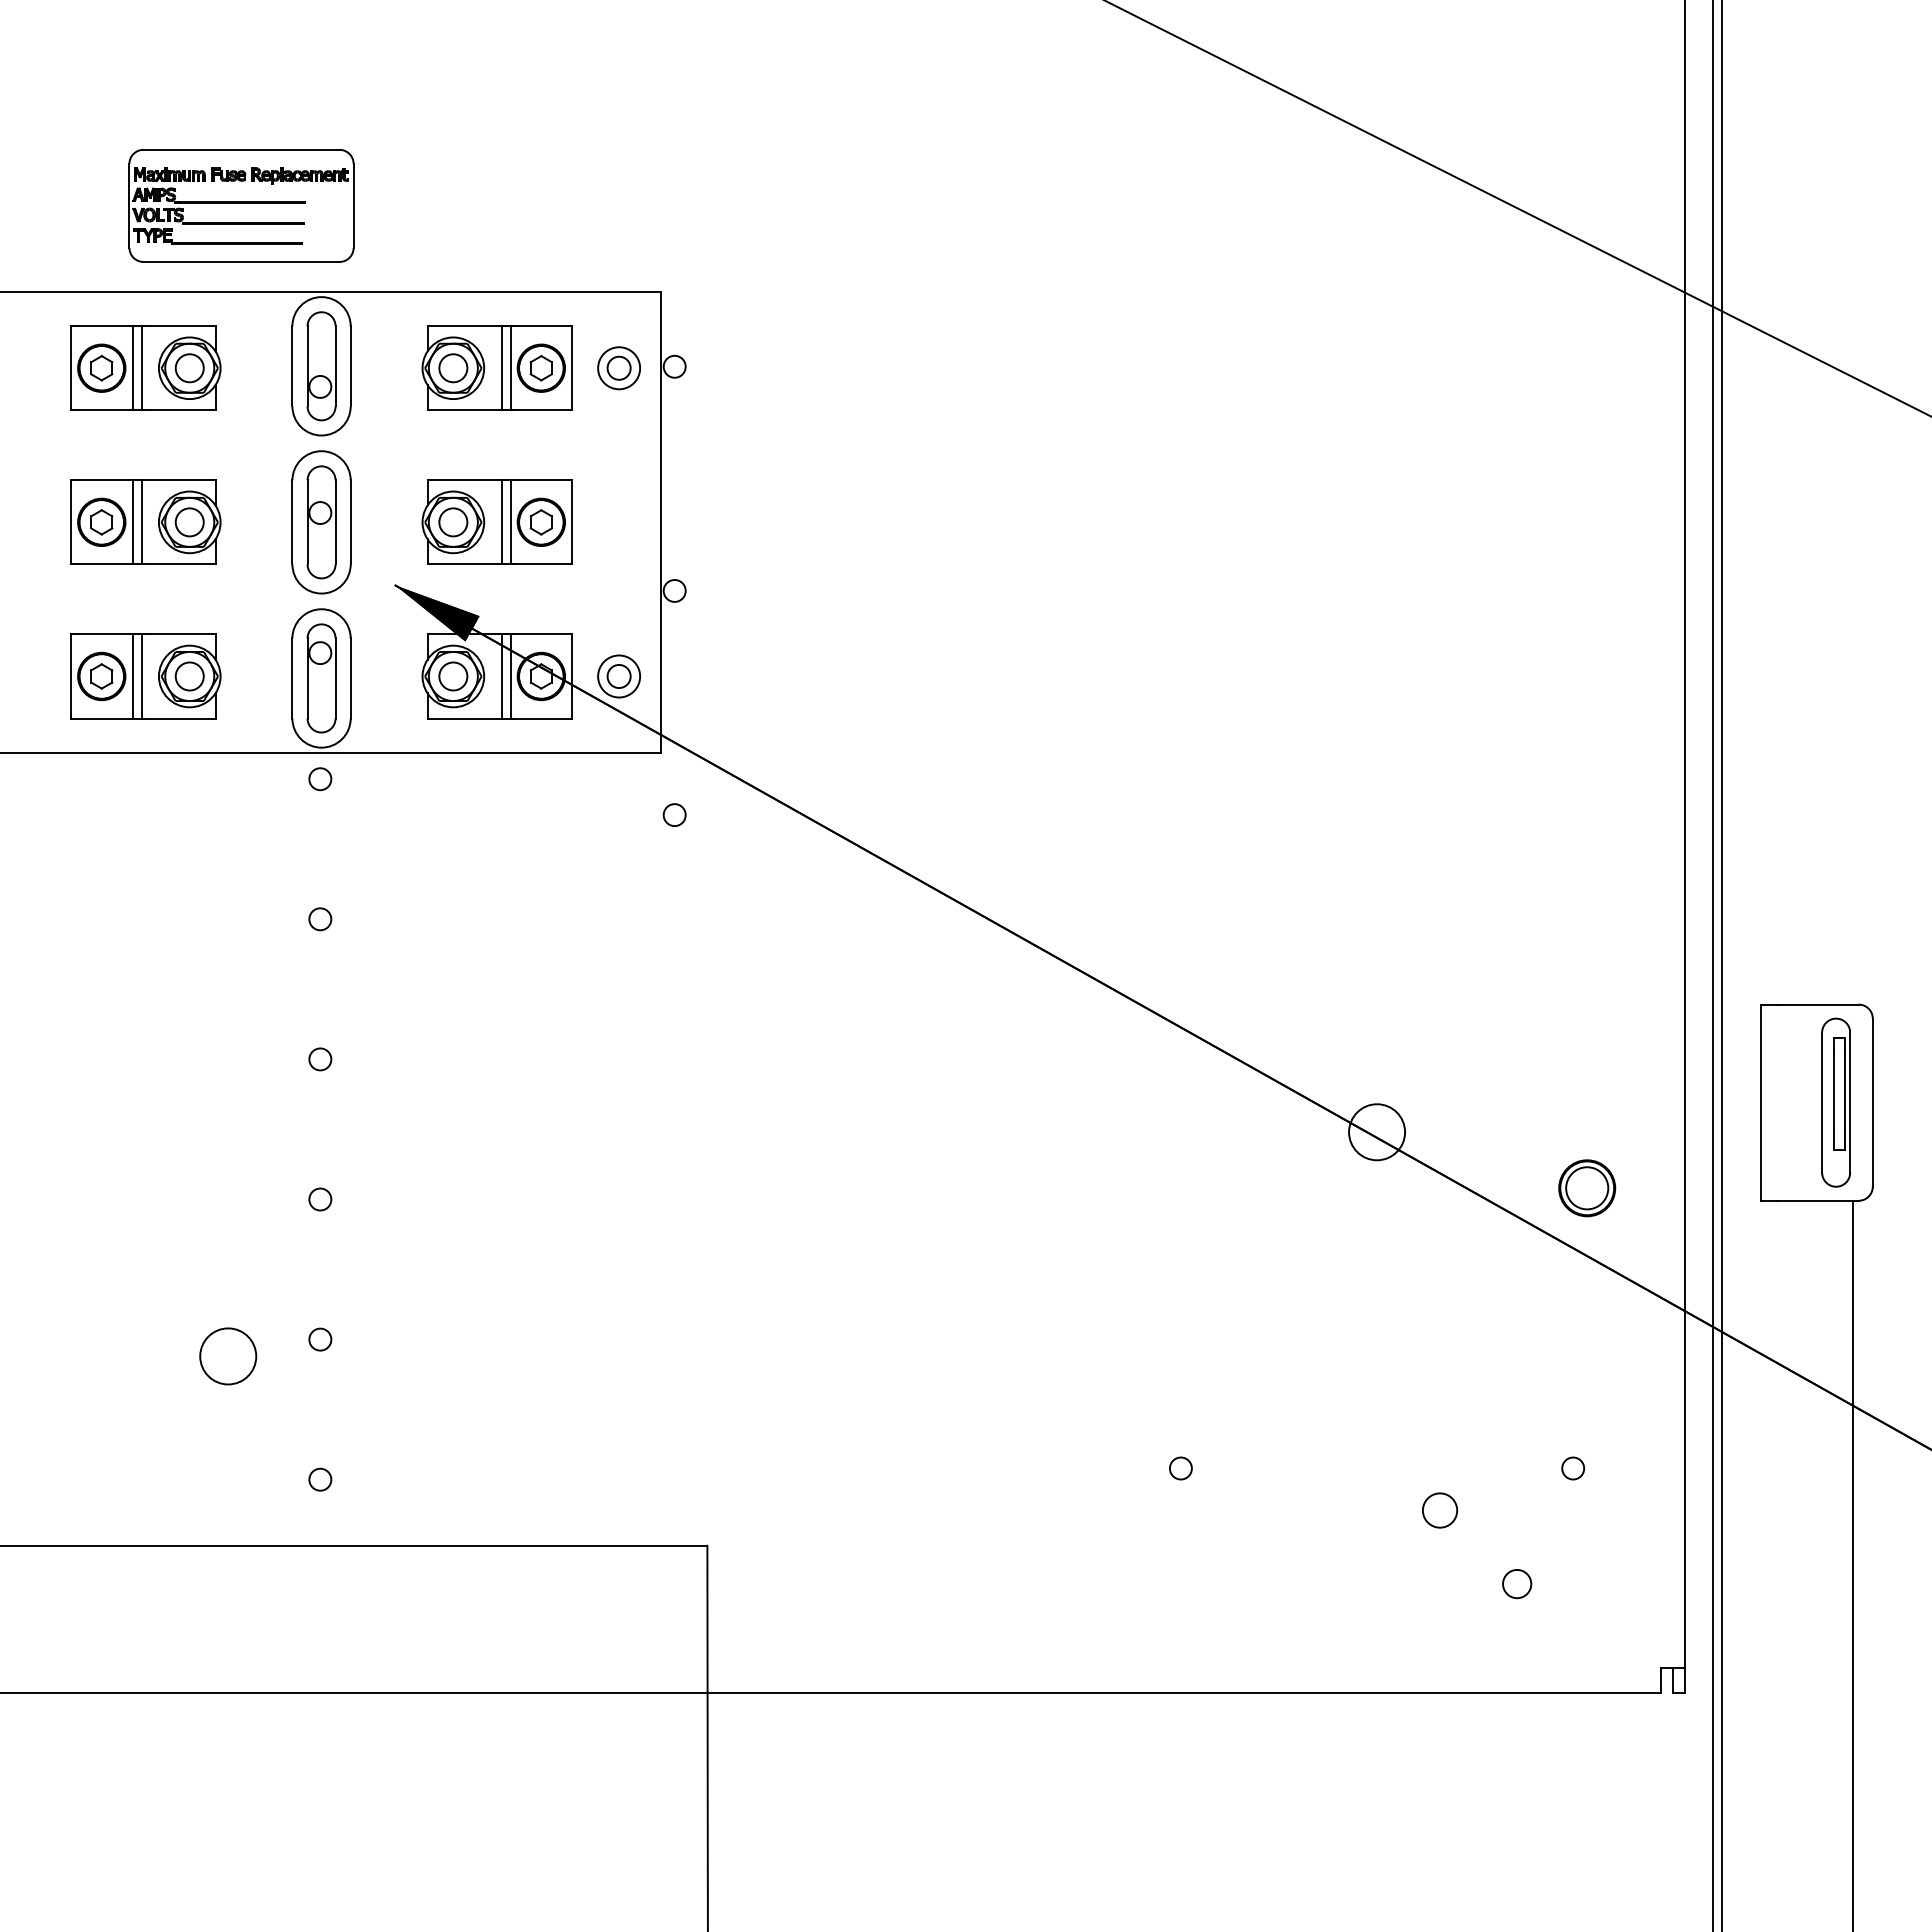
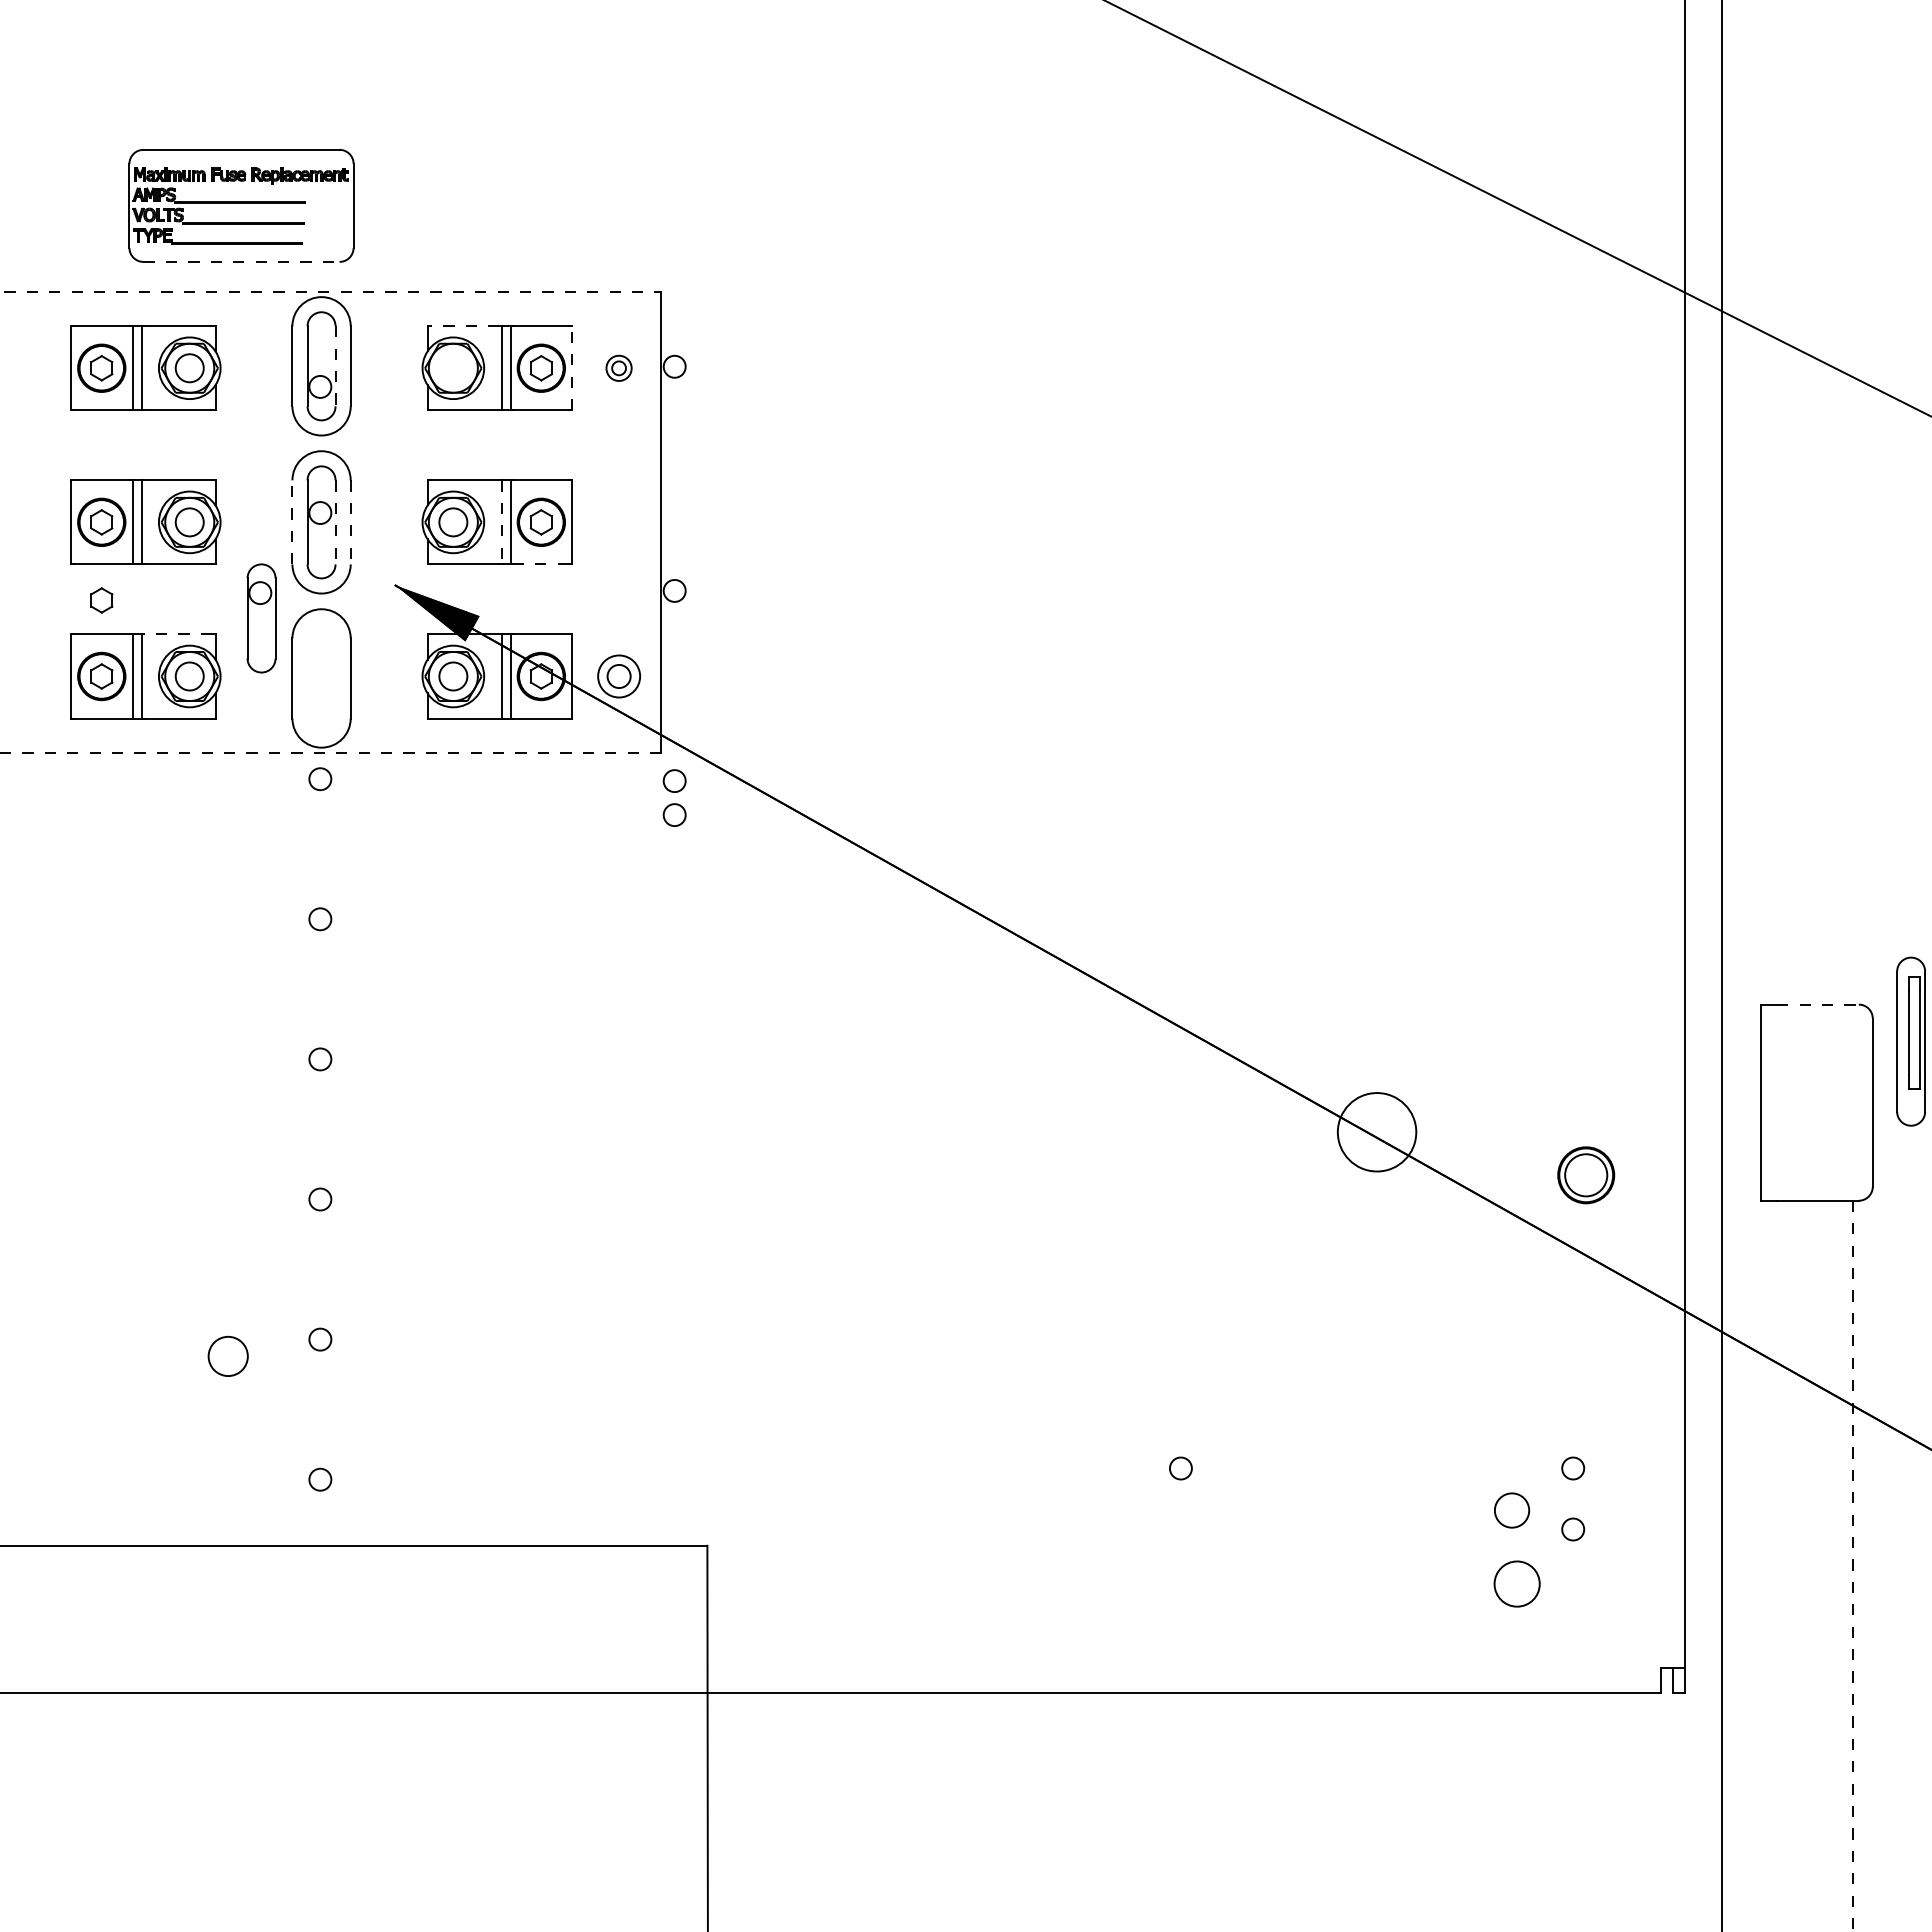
line: solid -> dashed (242, 261)
line: solid -> dashed (331, 291)
line: solid -> dashed (464, 326)
line: solid -> dashed (335, 366)
line: solid -> dashed (572, 367)
circle: present -> none (453, 368)
part size: 44x45 px -> 28x28 px (618, 367)
line: solid -> dashed (292, 521)
line: solid -> dashed (335, 522)
line: solid -> dashed (350, 522)
line: solid -> dashed (501, 522)
line: solid -> dashed (540, 564)
part: none -> present (101, 600)
line: solid -> dashed (177, 634)
part position: (321, 678) -> (261, 618) (261, 618)
line: solid -> dashed (330, 753)
circle: none -> present (674, 780)
line: present -> none (1713, 965)
line: solid -> dashed (1817, 1004)
part position: (1835, 1102) -> (1910, 1041) (1910, 1041)
circle diameter: 56 px -> 78 px (1376, 1132)
part position: (1587, 1188) -> (1586, 1175) (1586, 1175)
circle diameter: 56 px -> 39 px (227, 1356)
circle position: (1440, 1510) -> (1512, 1510) (1512, 1510)
circle: none -> present (1573, 1529)
line: solid -> dashed (1853, 1566)
circle diameter: 28 px -> 45 px (1516, 1583)
